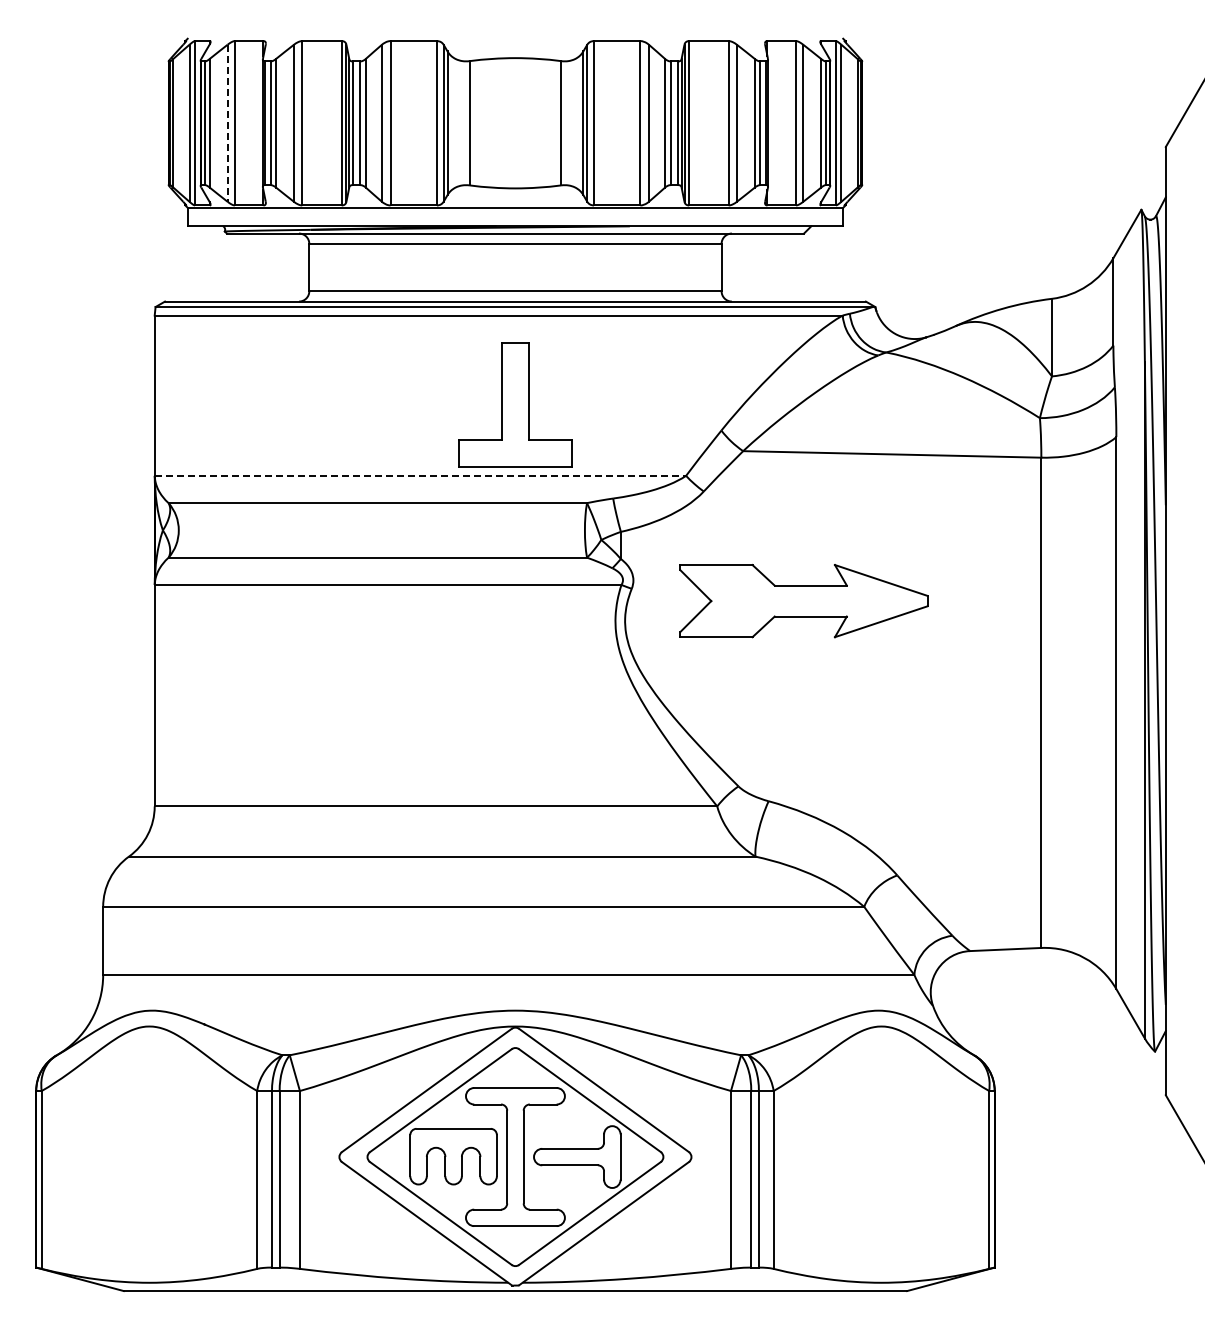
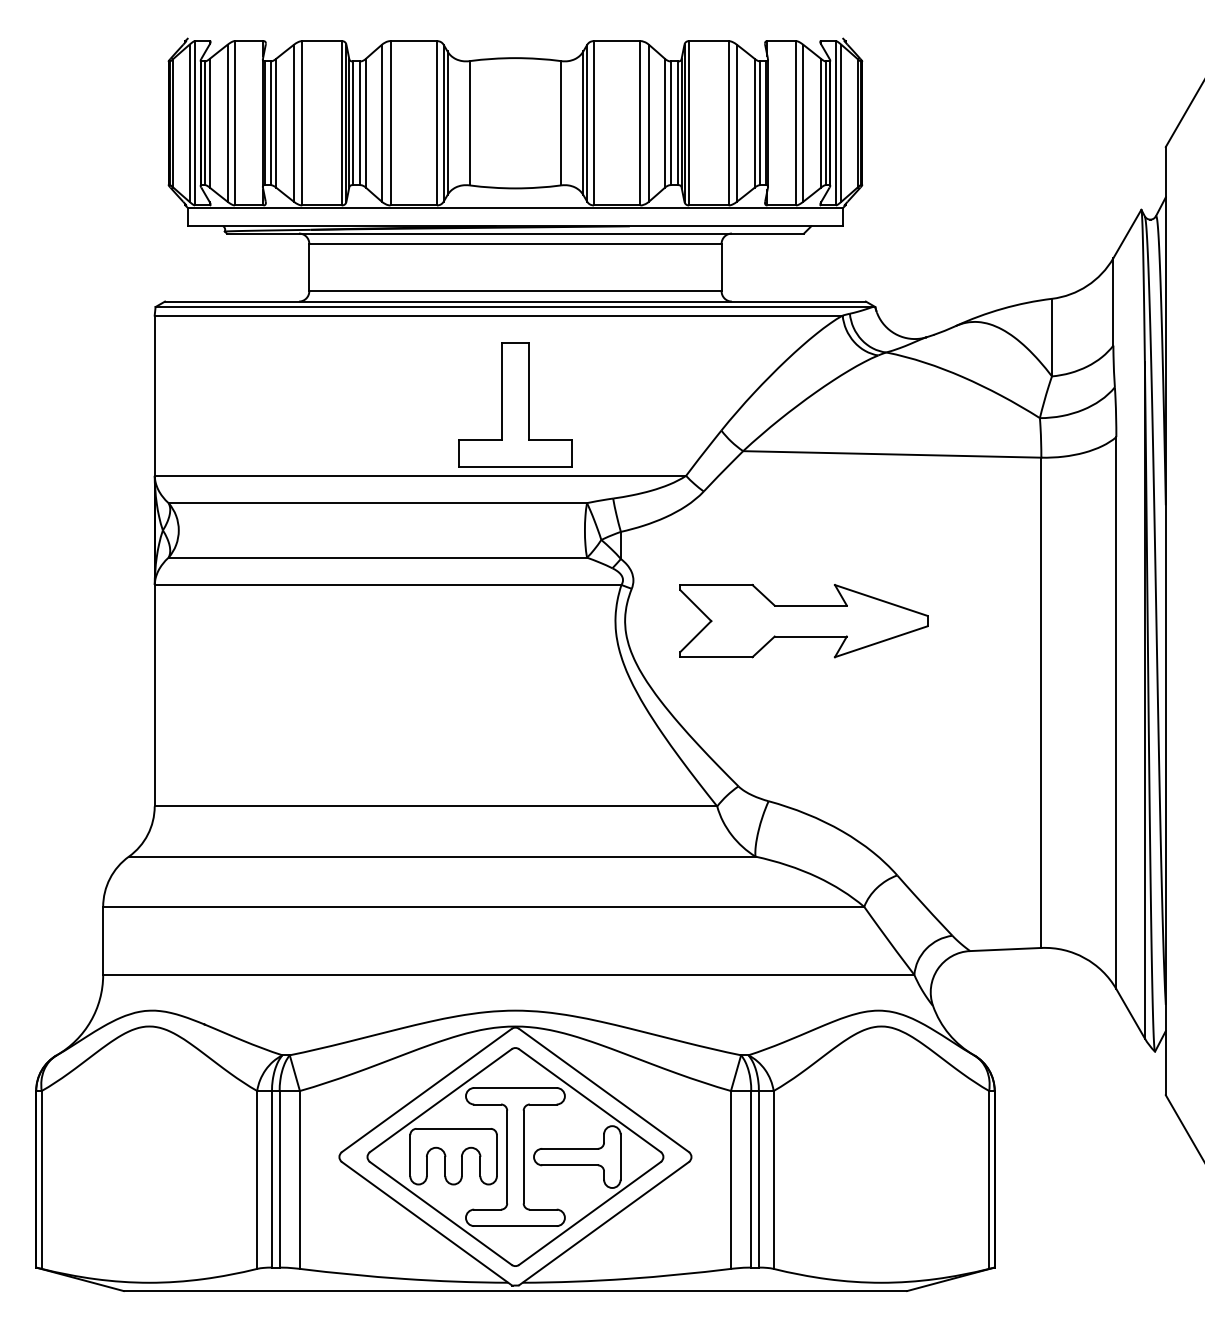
line: dashed -> solid (227, 123)
line: dashed -> solid (420, 475)
part position: (803, 601) -> (803, 621) (803, 621)
